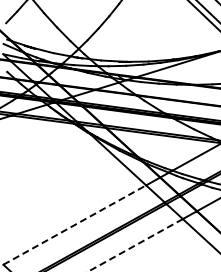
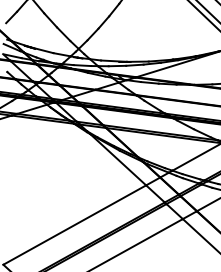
line: dashed -> solid (74, 225)
line: dashed -> solid (134, 245)
